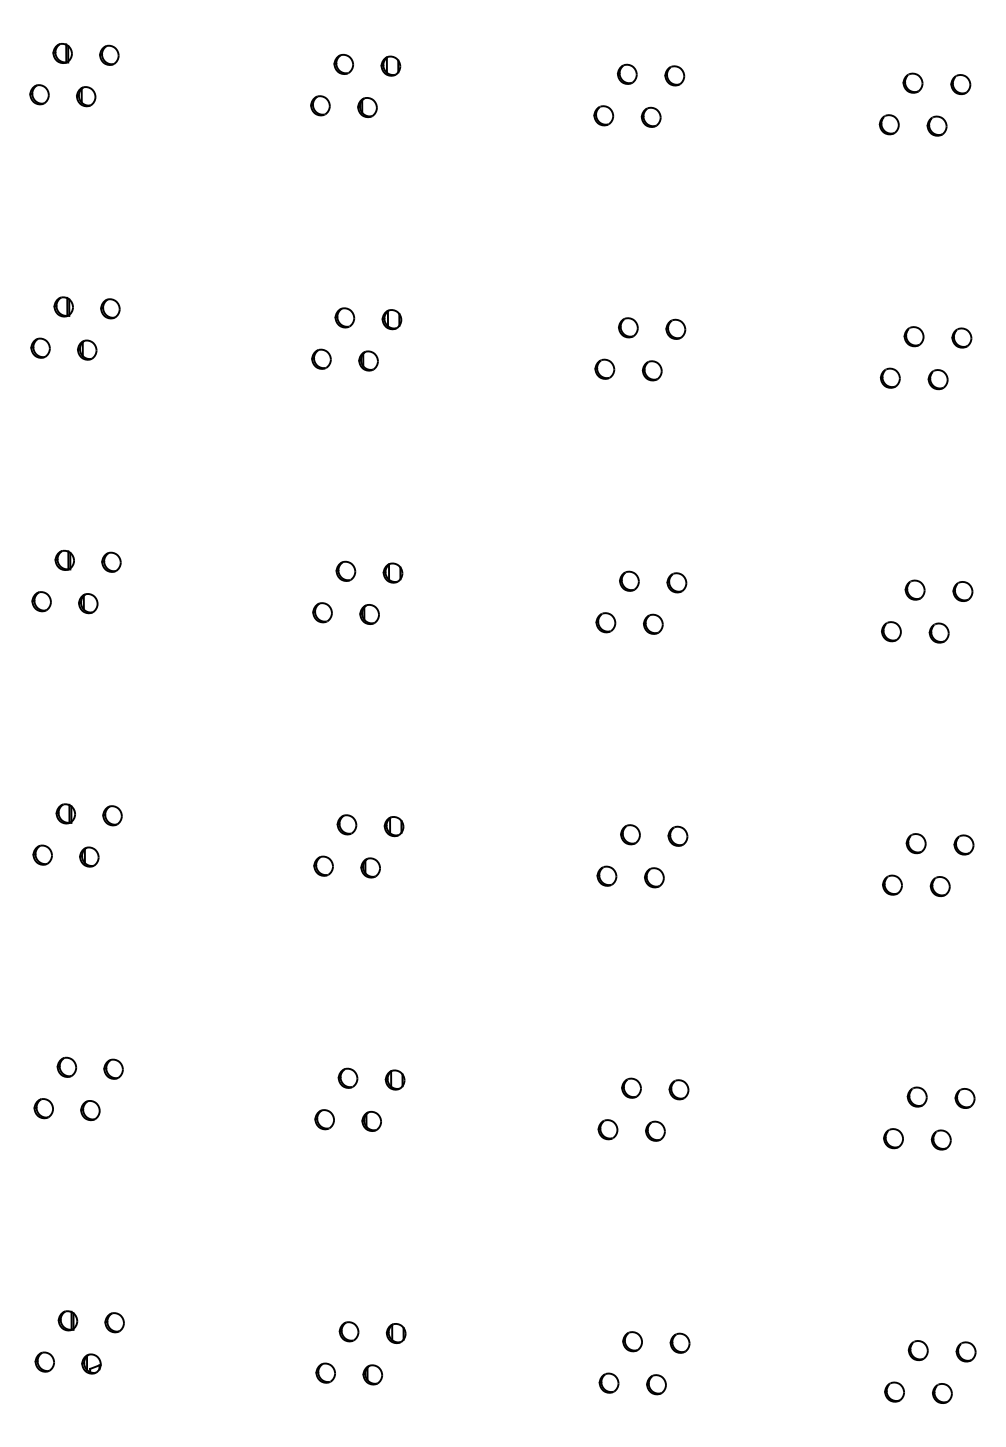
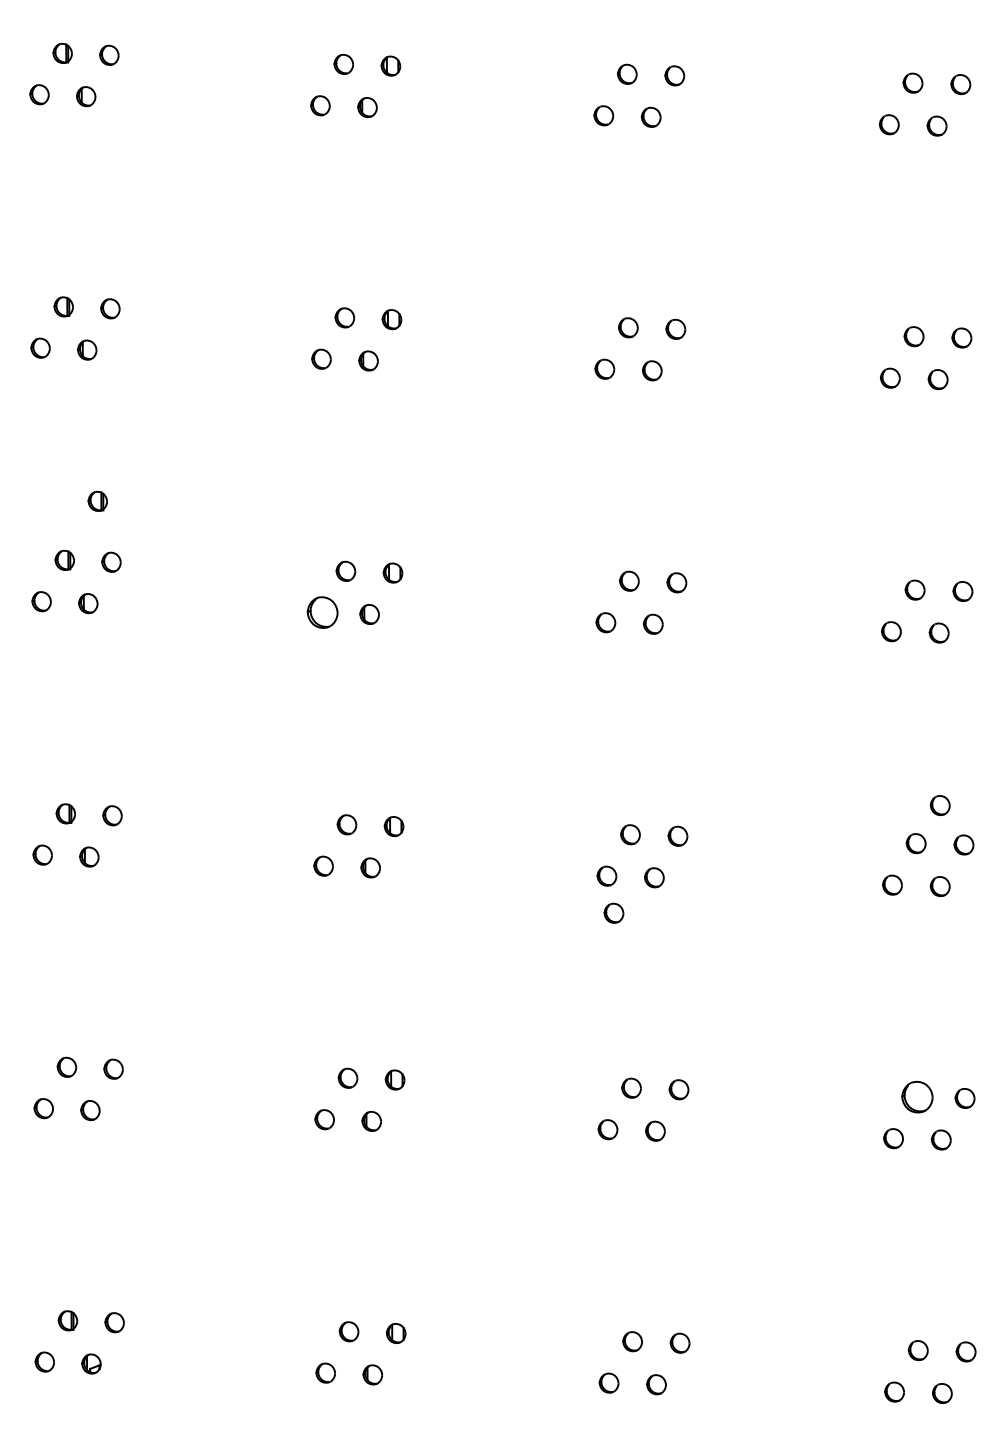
part: none -> present (97, 500)
part size: 21x22 px -> 33x33 px (322, 612)
part: none -> present (939, 805)
part: none -> present (613, 912)
part size: 22x22 px -> 33x34 px (917, 1096)
